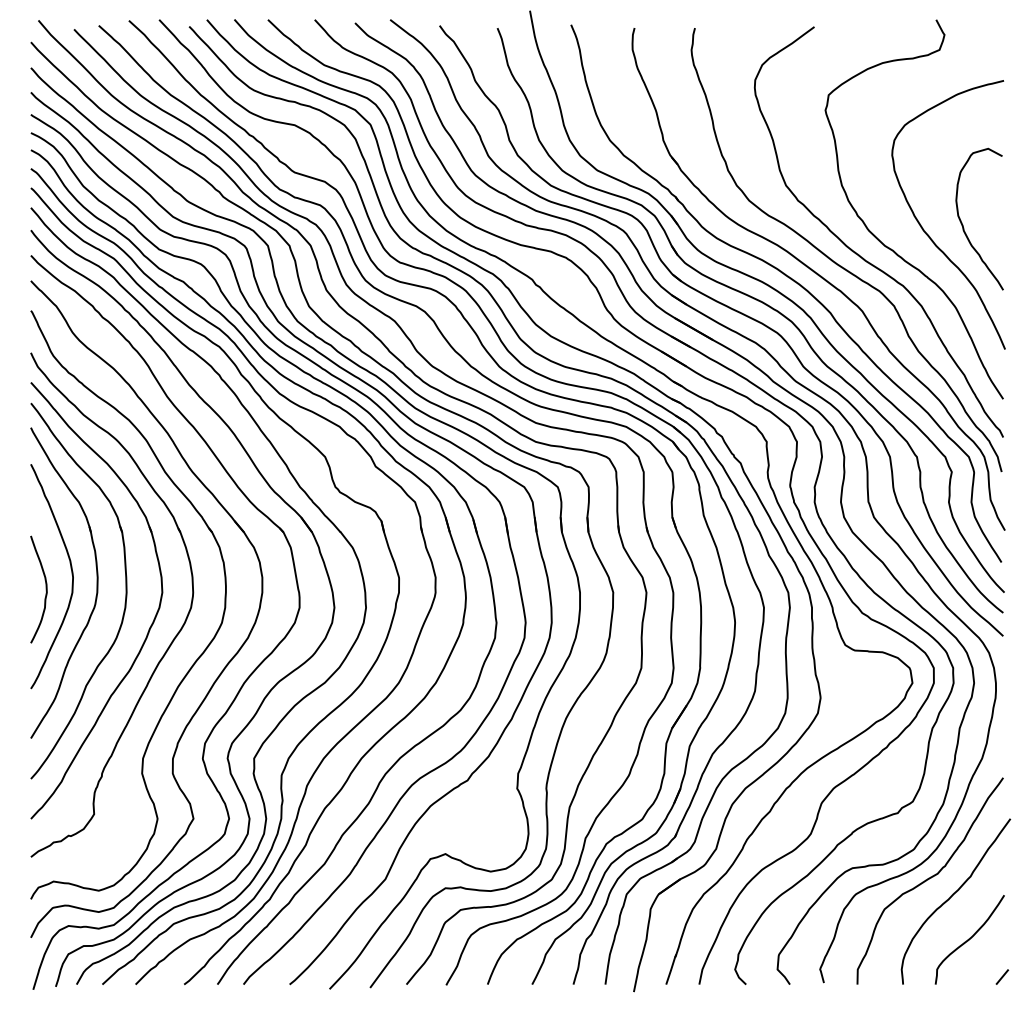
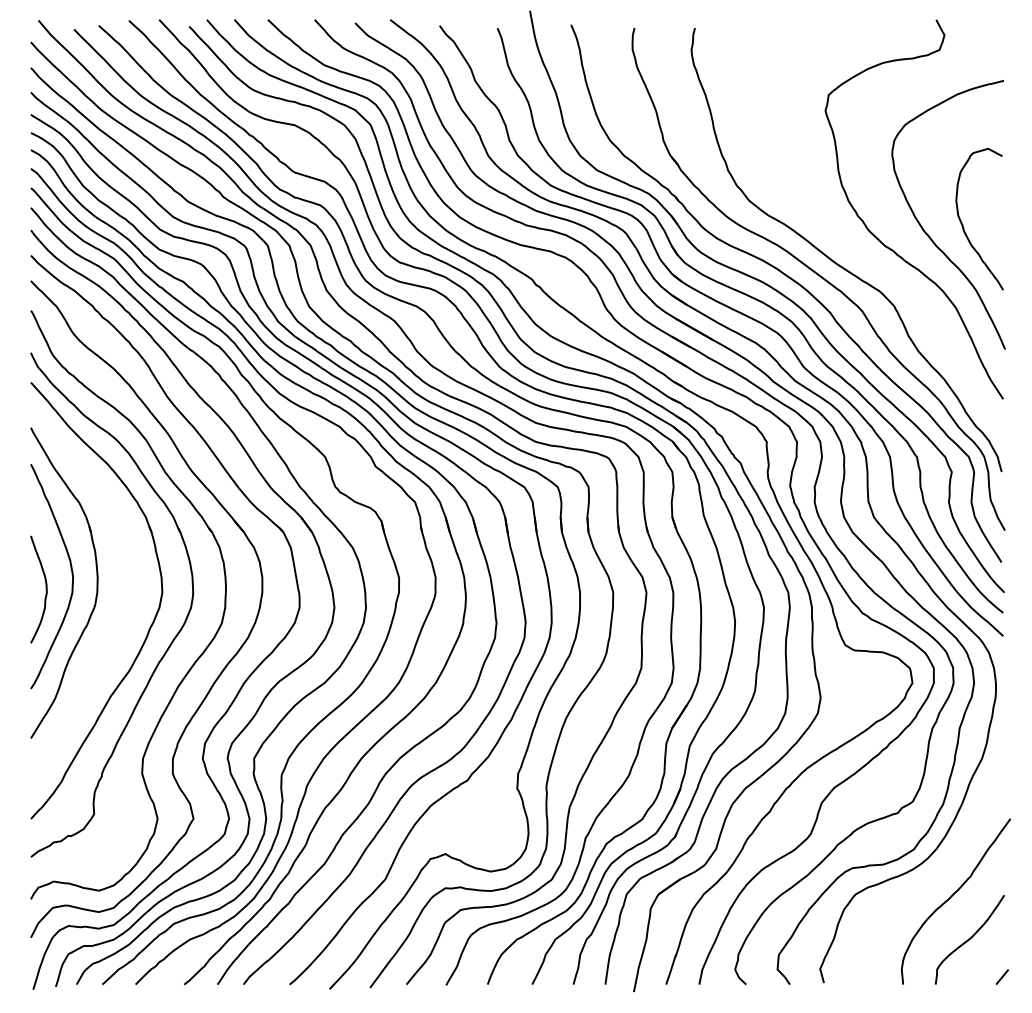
curve: present -> none (859, 254)
part: present -> none (125, 590)
curve: present -> none (929, 879)
